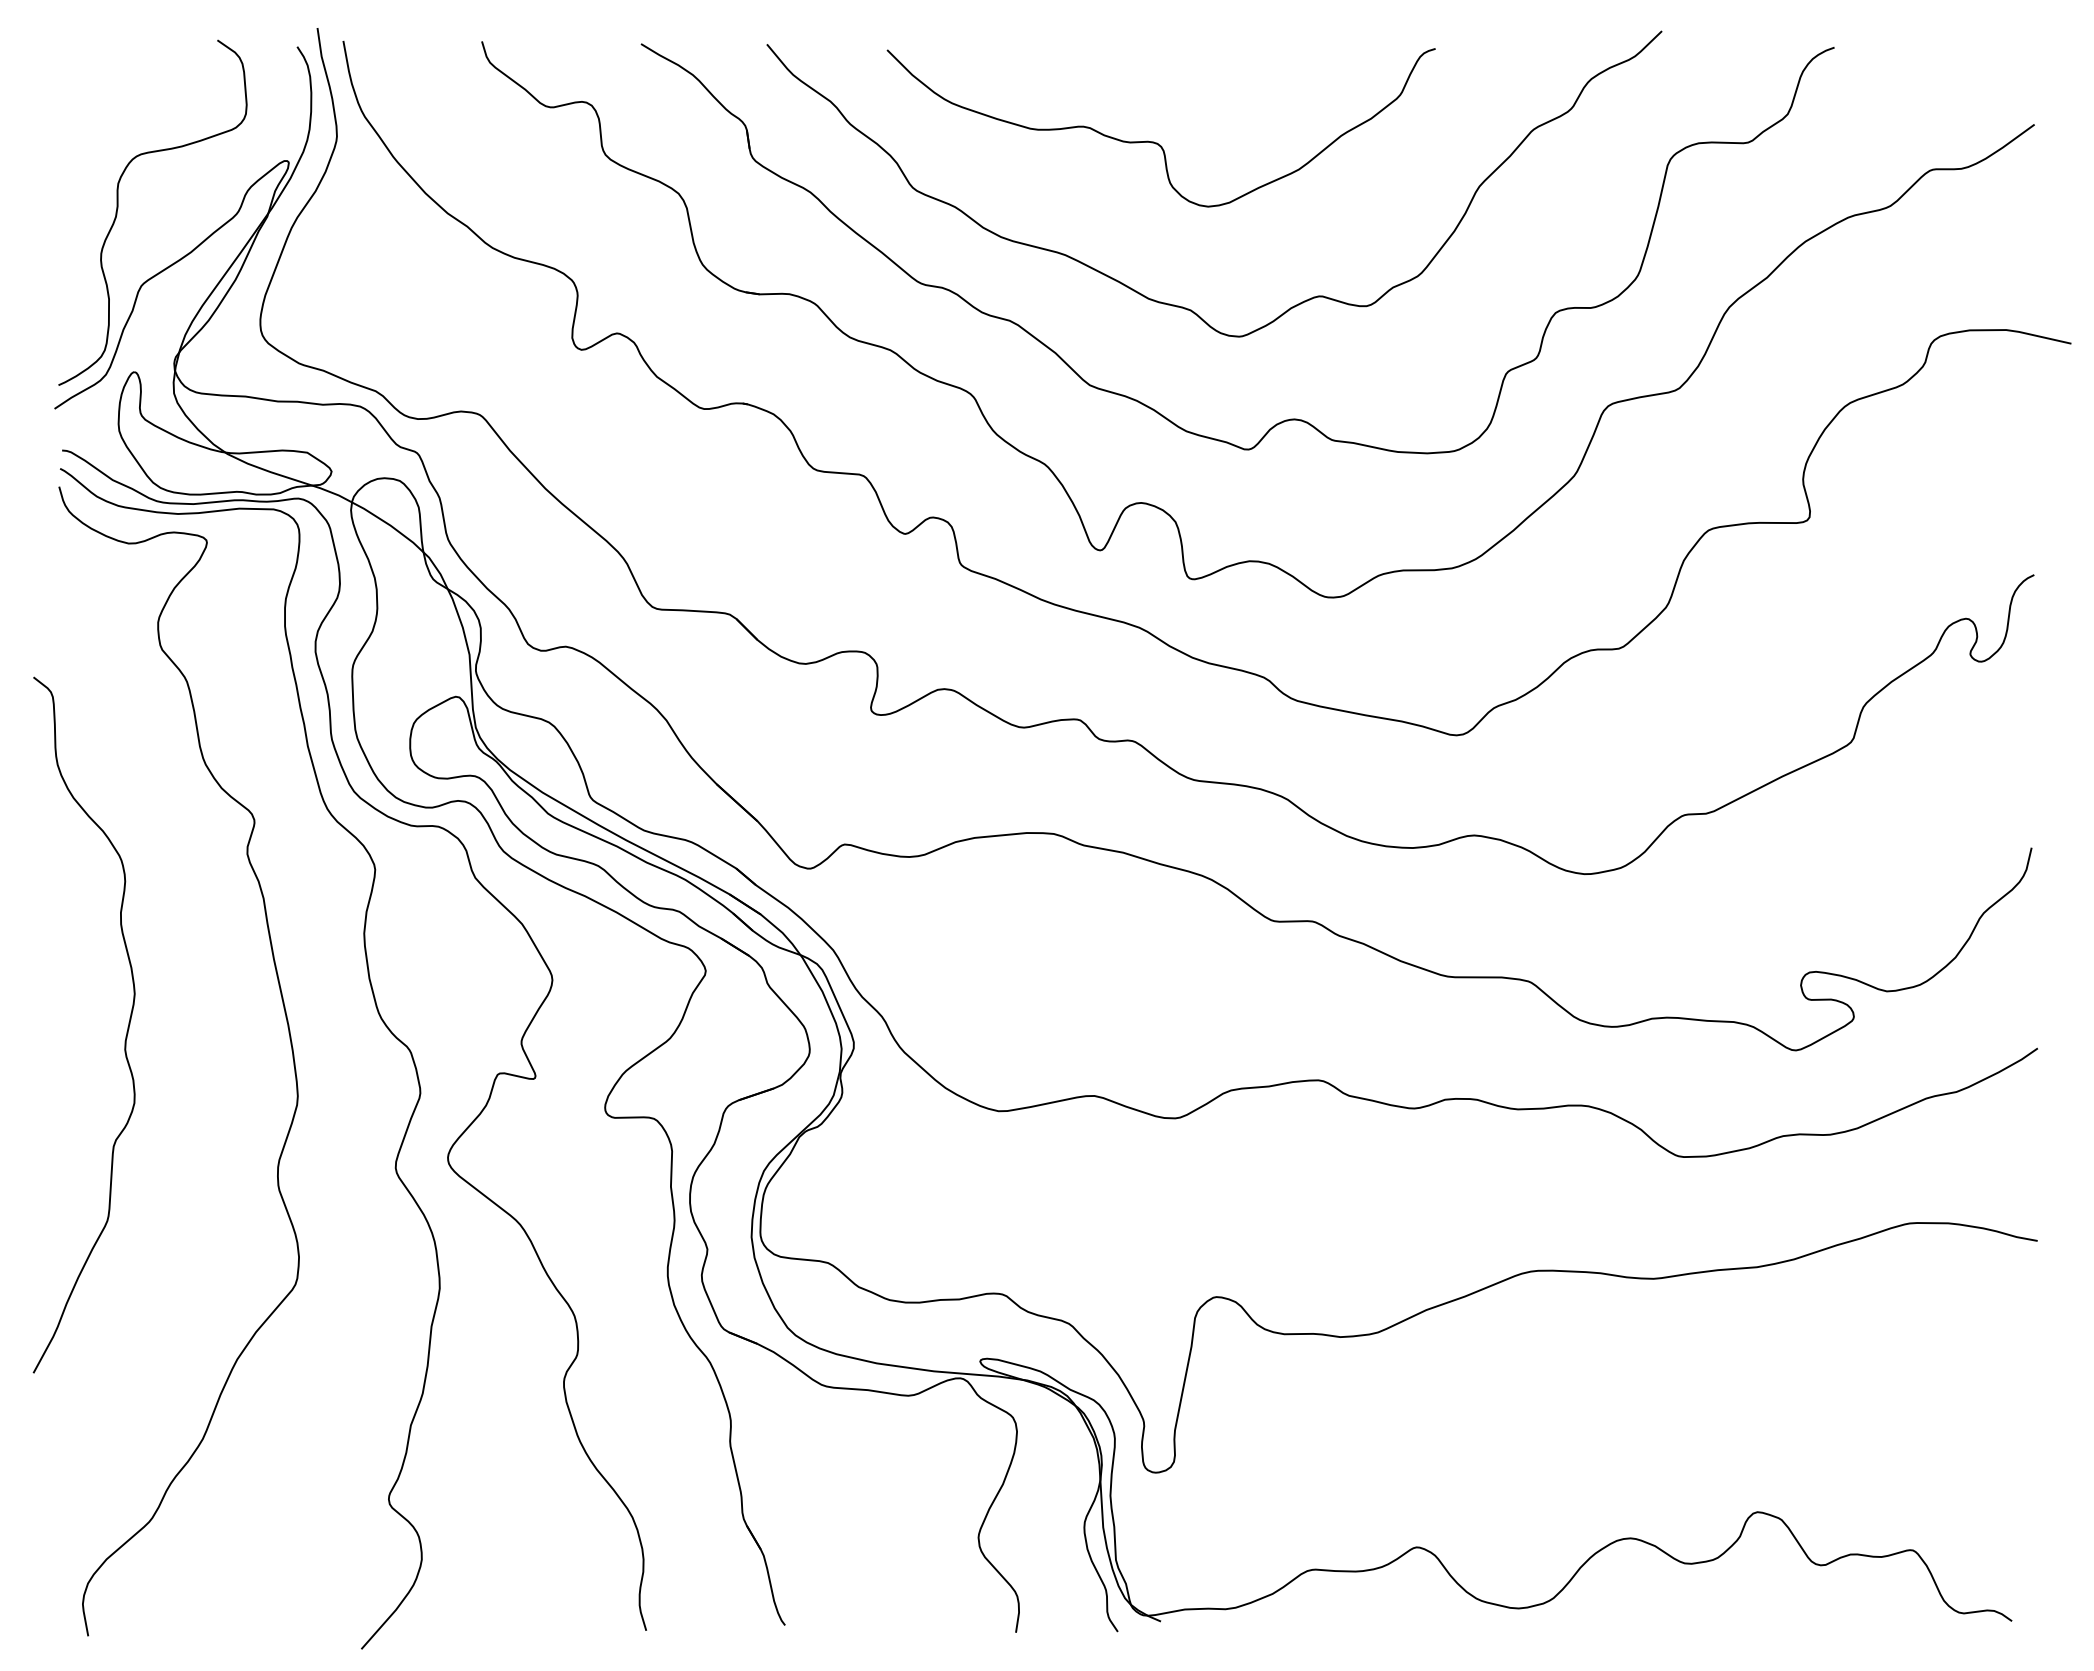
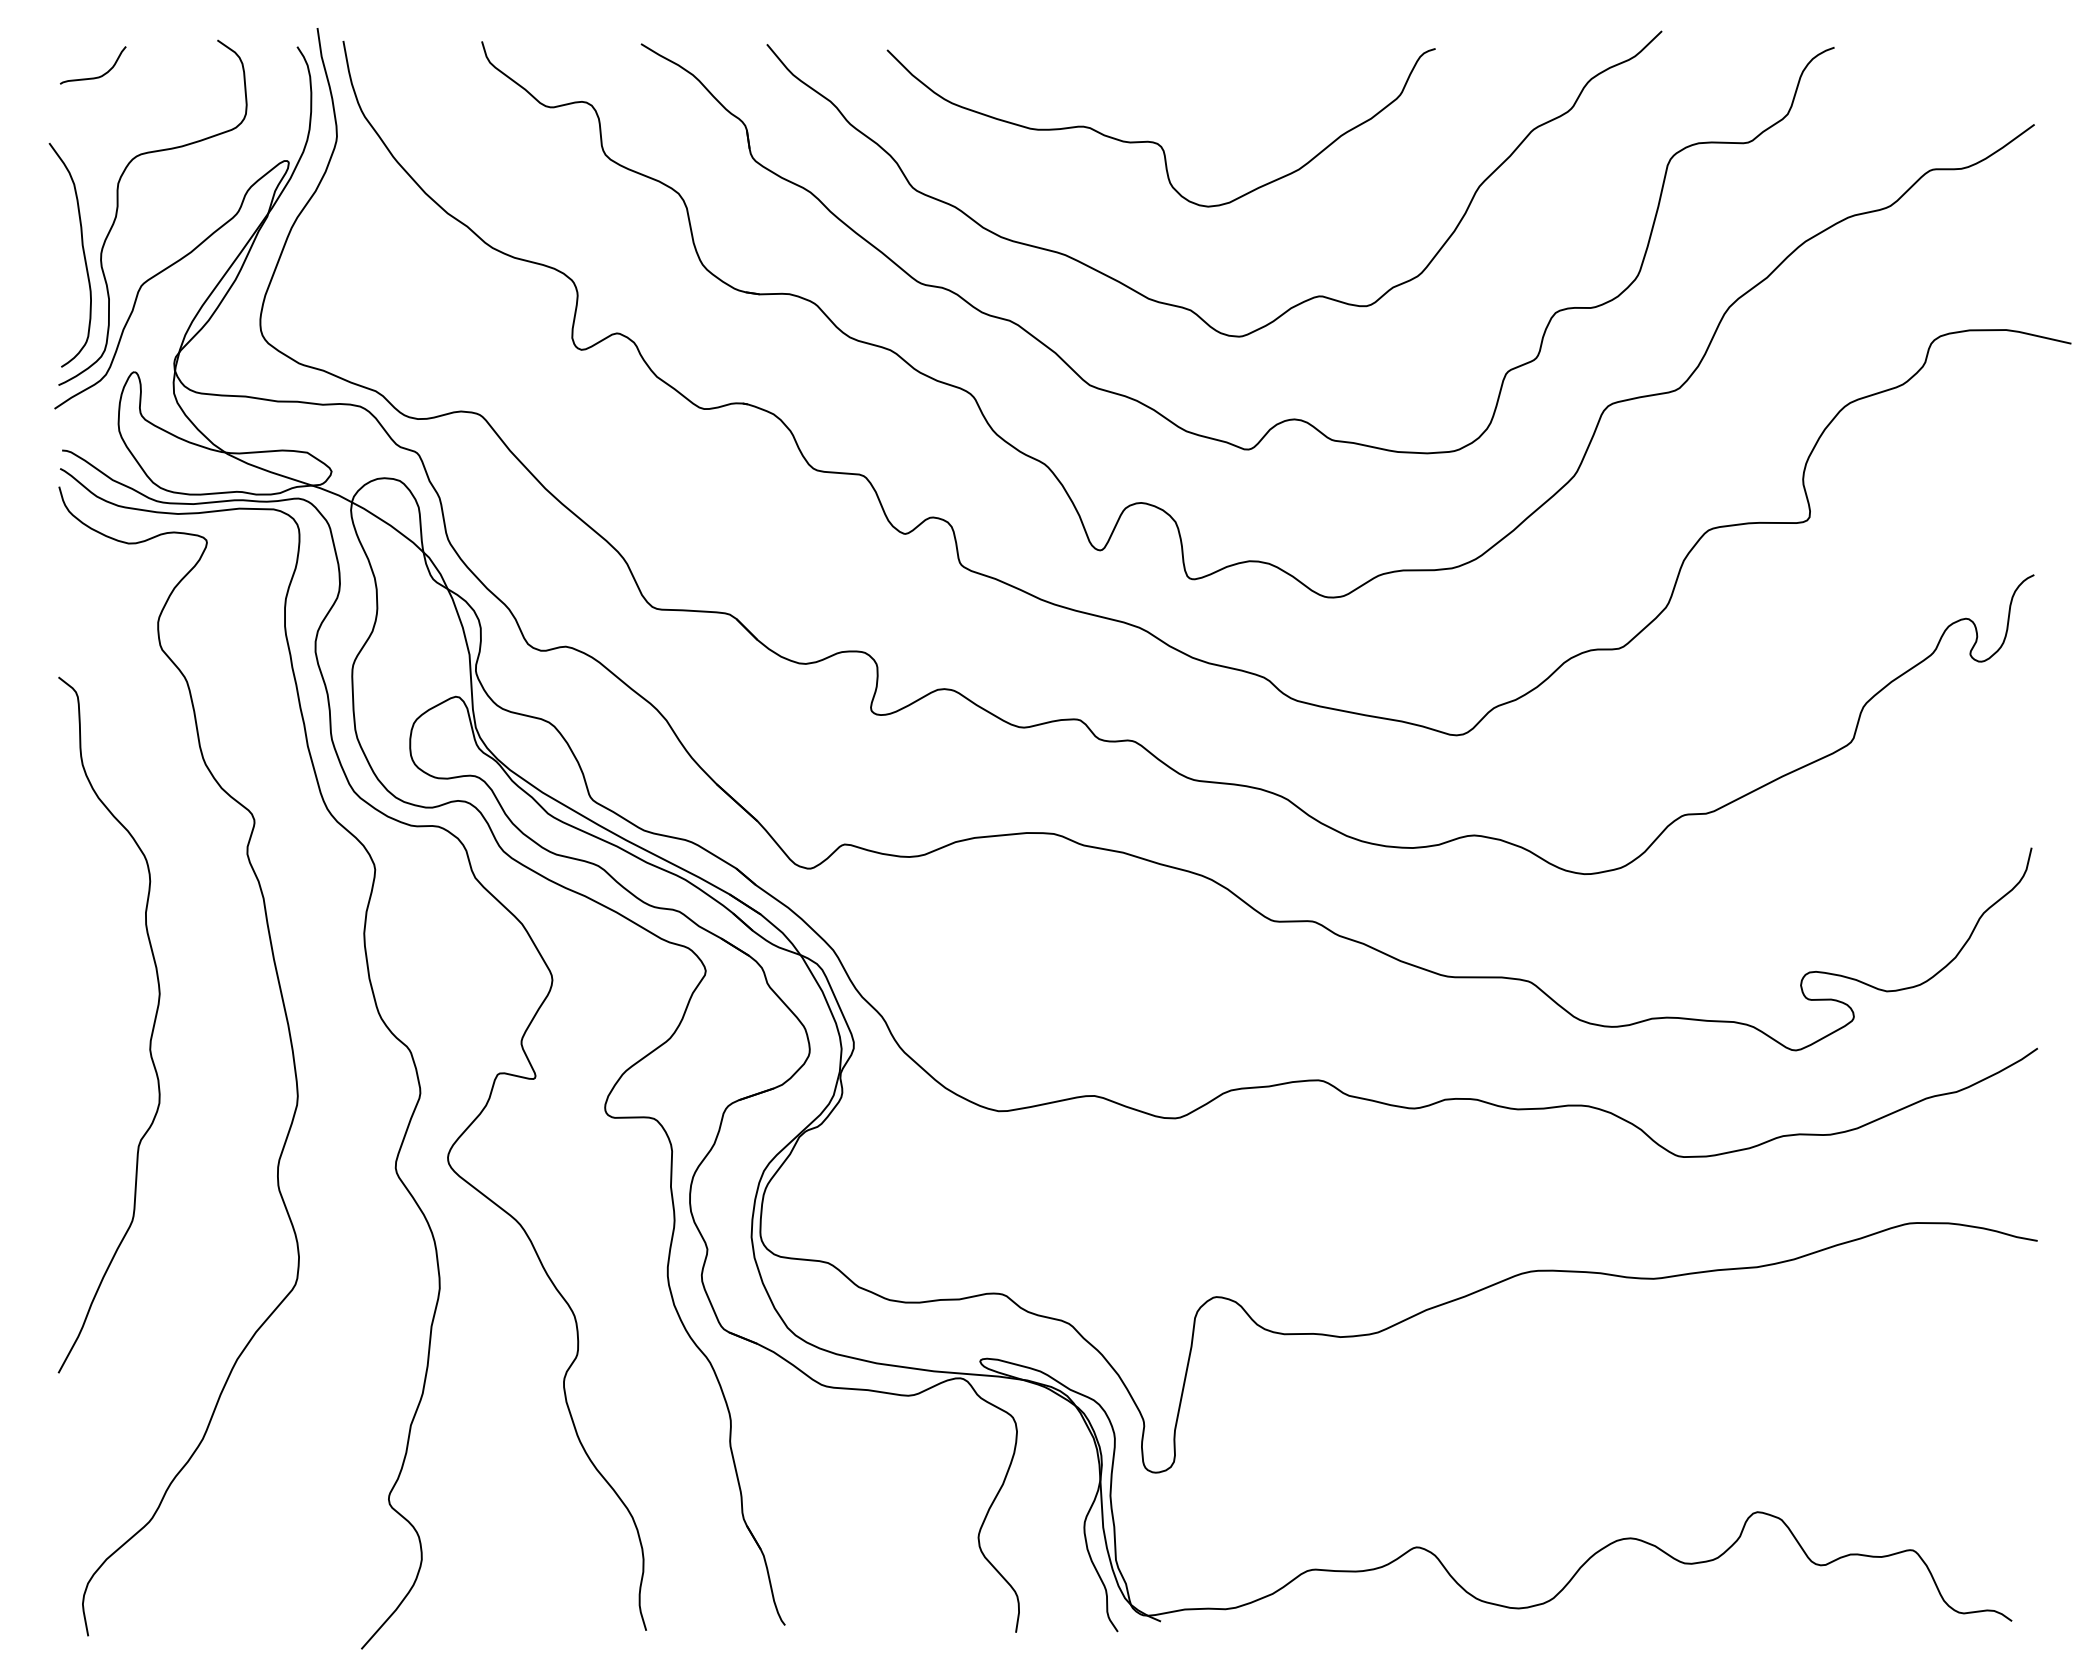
curve: none -> present (92, 77)
curve: none -> present (82, 251)
curve position: (126, 1031) -> (151, 1031) (151, 1031)
